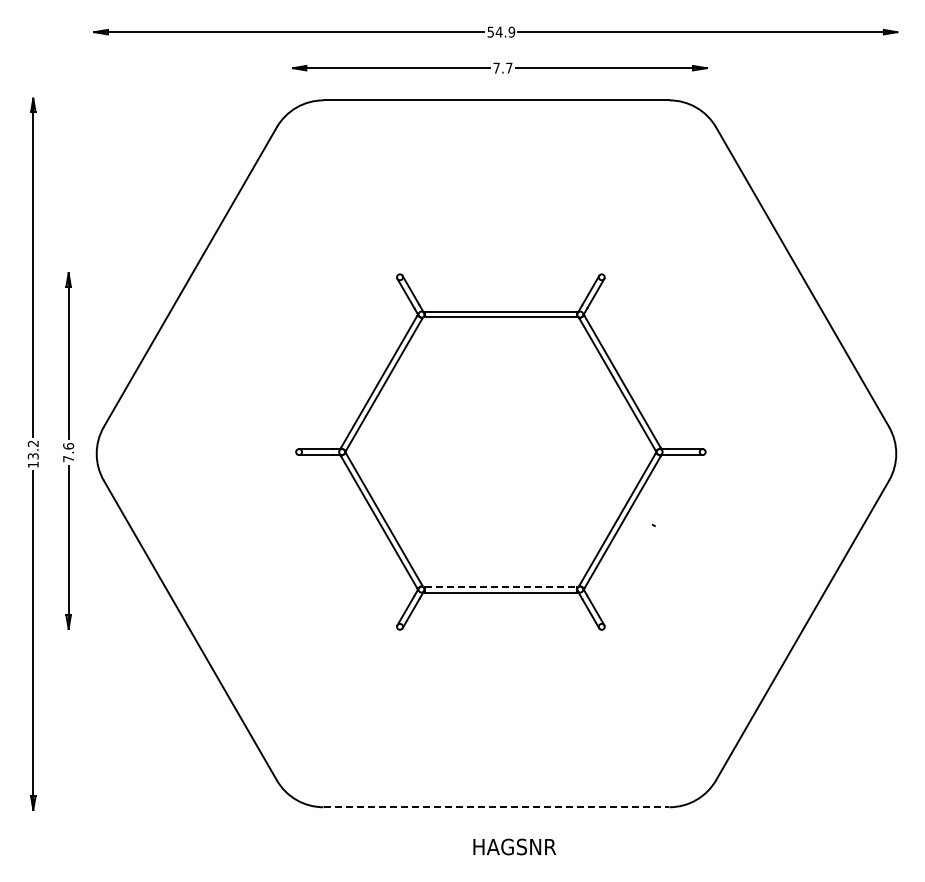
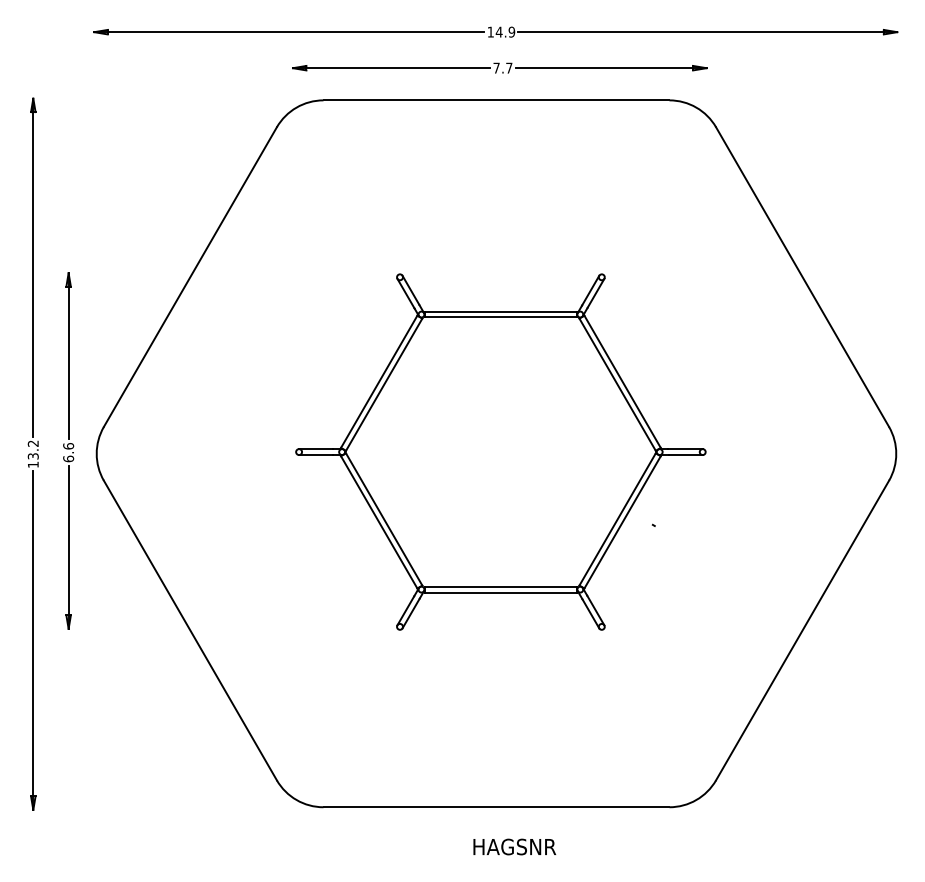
text: 54.9 -> 14.9 (490, 31)
text: 7.6 -> 6.6 (68, 458)
line: dashed -> solid (501, 586)
line: dashed -> solid (496, 807)
